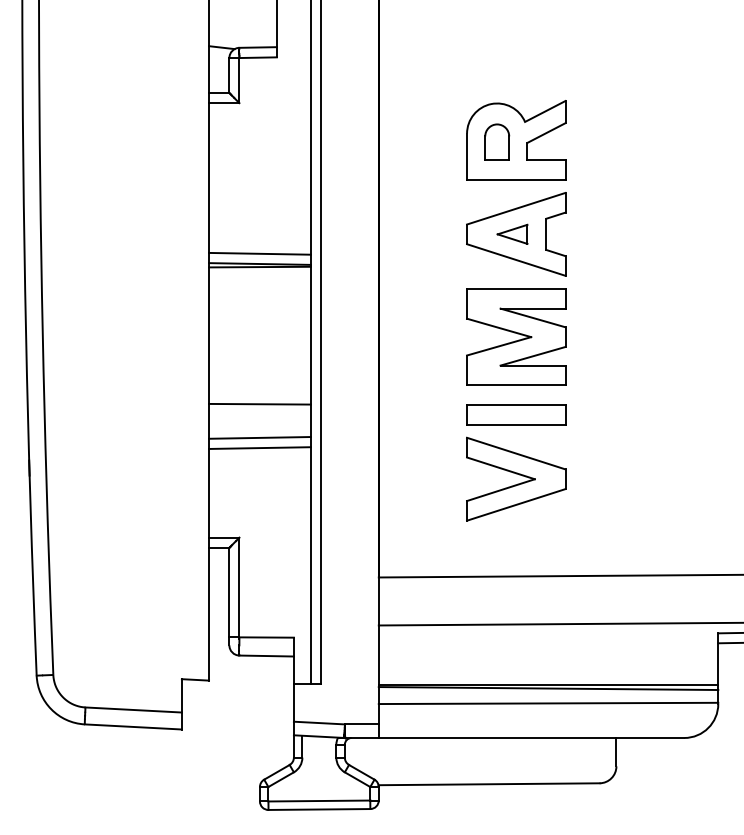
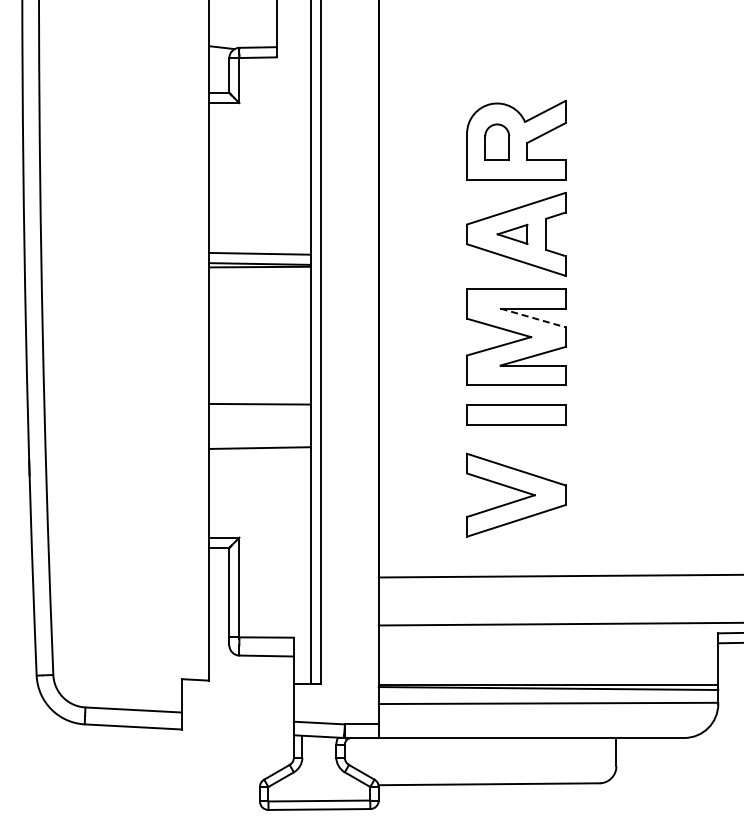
line: solid -> dashed (533, 317)
line: present -> none (259, 437)
part position: (516, 478) -> (516, 494) (516, 494)
